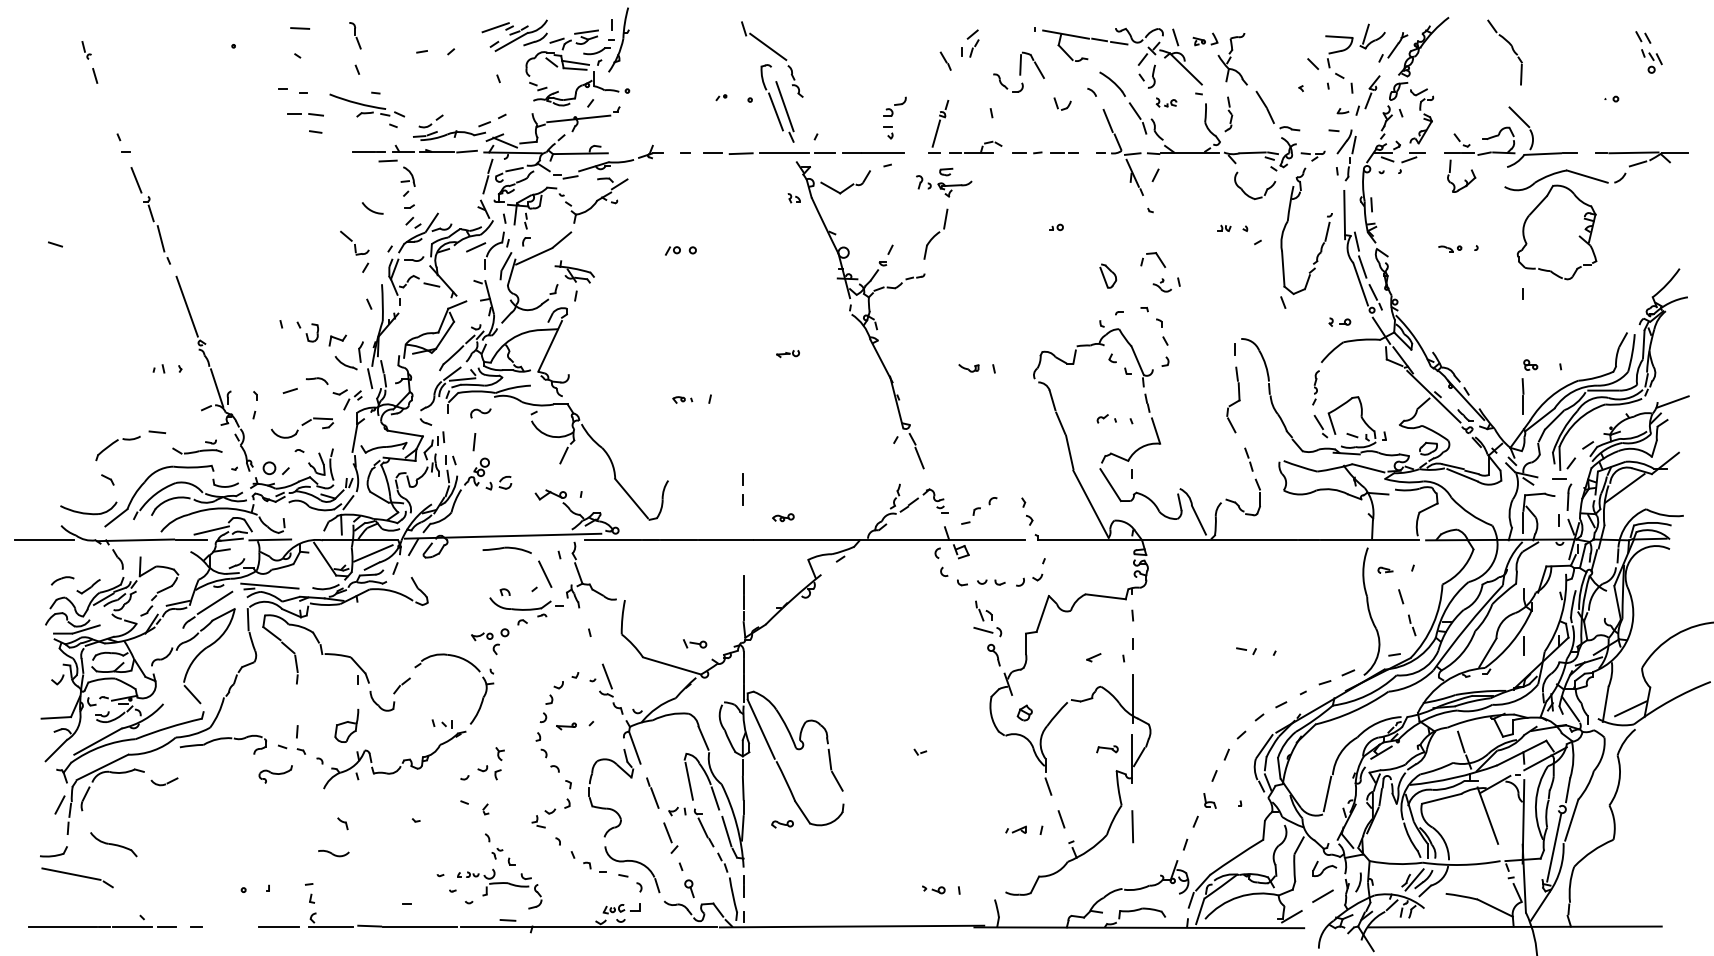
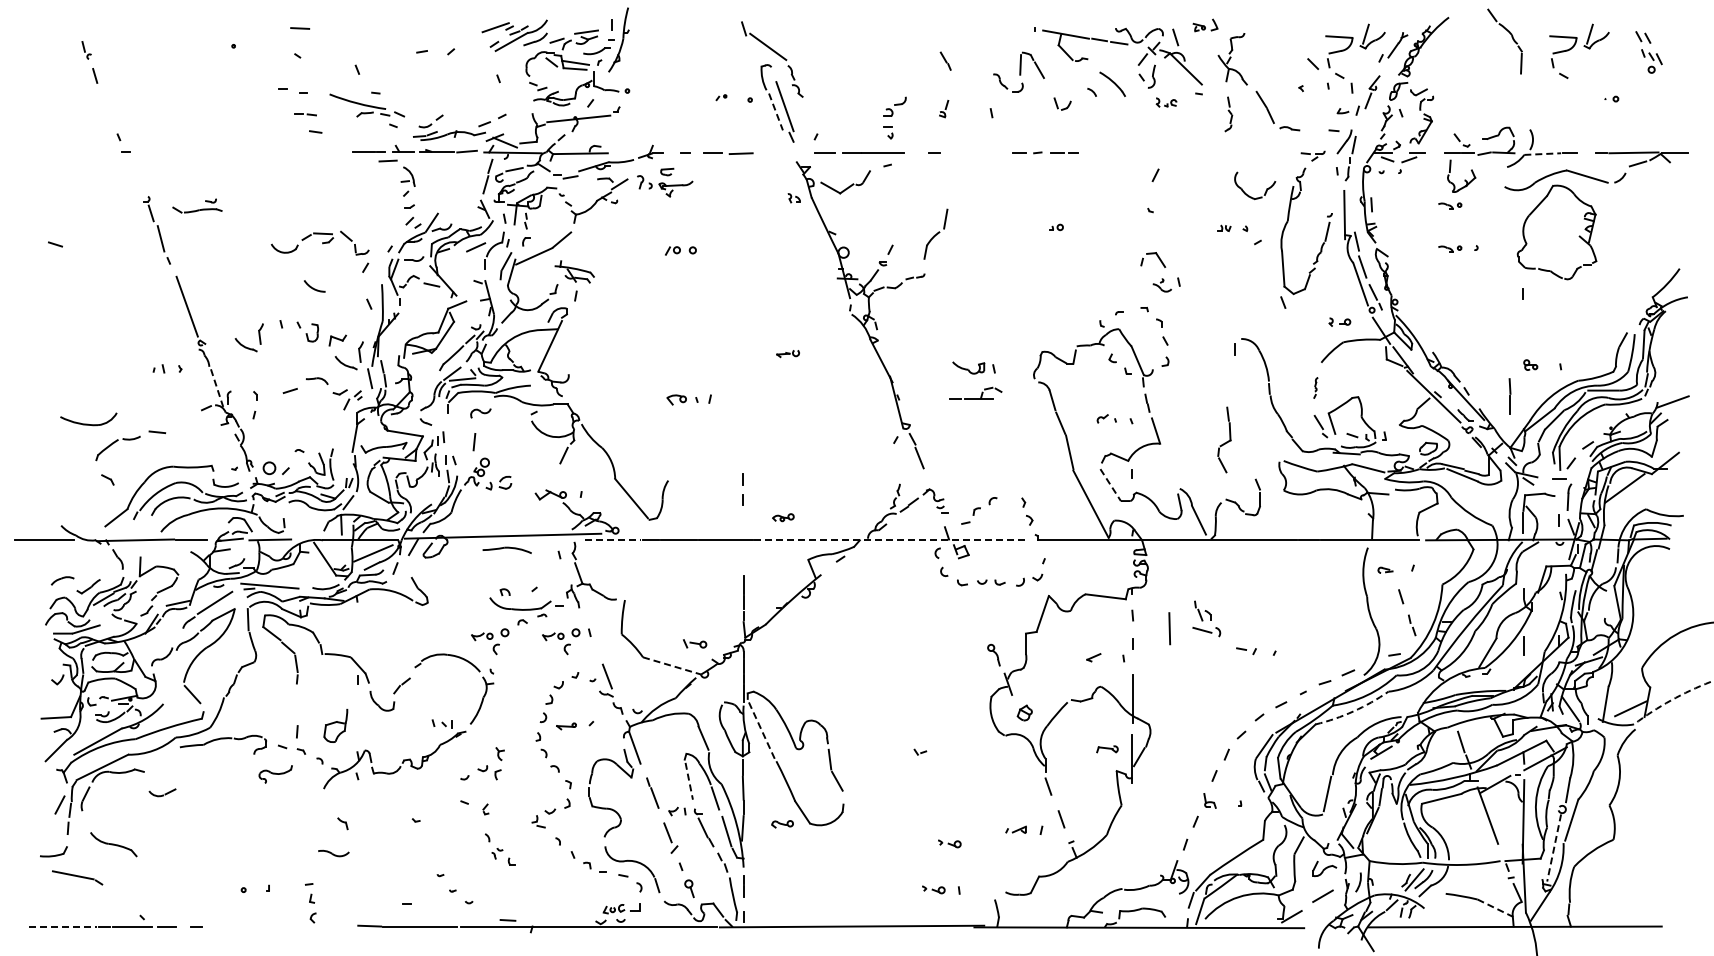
part: present -> none (355, 35)
part position: (1205, 39) -> (1205, 25) (1205, 25)
part: present -> none (970, 43)
part position: (1511, 48) -> (1511, 37) (1511, 37)
part: none -> present (1579, 50)
line: solid -> dashed (775, 111)
part size: 37x4 px -> 23x4 px (305, 114)
line: present -> none (1519, 117)
line: present -> none (936, 133)
part position: (975, 146) -> (975, 392) (975, 392)
part: present -> none (1196, 148)
line: present -> none (784, 153)
line: solid -> dashed (1543, 154)
line: present -> none (136, 180)
part position: (944, 182) -> (665, 182) (665, 182)
part: none -> present (1450, 205)
arc position: (371, 209) -> (313, 287) (313, 287)
part: present -> none (1108, 275)
part: none -> present (244, 345)
part size: 22x9 px -> 34x14 px (968, 367)
part size: 8x36 px -> 6x22 px (1315, 387)
line: solid -> dashed (217, 388)
part position: (1522, 396) -> (1509, 396) (1509, 396)
part size: 22x8 px -> 33x12 px (682, 399)
part position: (1233, 399) -> (1224, 439) (1224, 439)
part position: (302, 427) -> (302, 242) (302, 242)
part position: (197, 446) -> (197, 205) (197, 205)
line: present -> none (1248, 458)
line: solid -> dashed (1110, 485)
part position: (88, 508) -> (88, 419) (88, 419)
line: present -> none (211, 530)
line: solid -> dashed (612, 540)
line: solid -> dashed (890, 540)
line: present -> none (545, 573)
part position: (987, 618) -> (1206, 618) (1206, 618)
part: none -> present (561, 641)
line: solid -> dashed (672, 666)
arc: solid -> dashed (1670, 700)
arc: solid -> dashed (1353, 711)
part position: (346, 725) -> (335, 725) (335, 725)
line: solid -> dashed (761, 728)
part position: (164, 781) -> (162, 792) (162, 792)
line: solid -> dashed (689, 781)
line position: (1132, 826) -> (1169, 628) (1169, 628)
part: none -> present (949, 843)
line: solid -> dashed (1554, 848)
part size: 73x22 px -> 52x16 px (77, 877)
part: present -> none (499, 888)
line: solid -> dashed (1495, 908)
line: solid -> dashed (63, 926)
line: present -> none (278, 926)
line: present -> none (330, 926)
